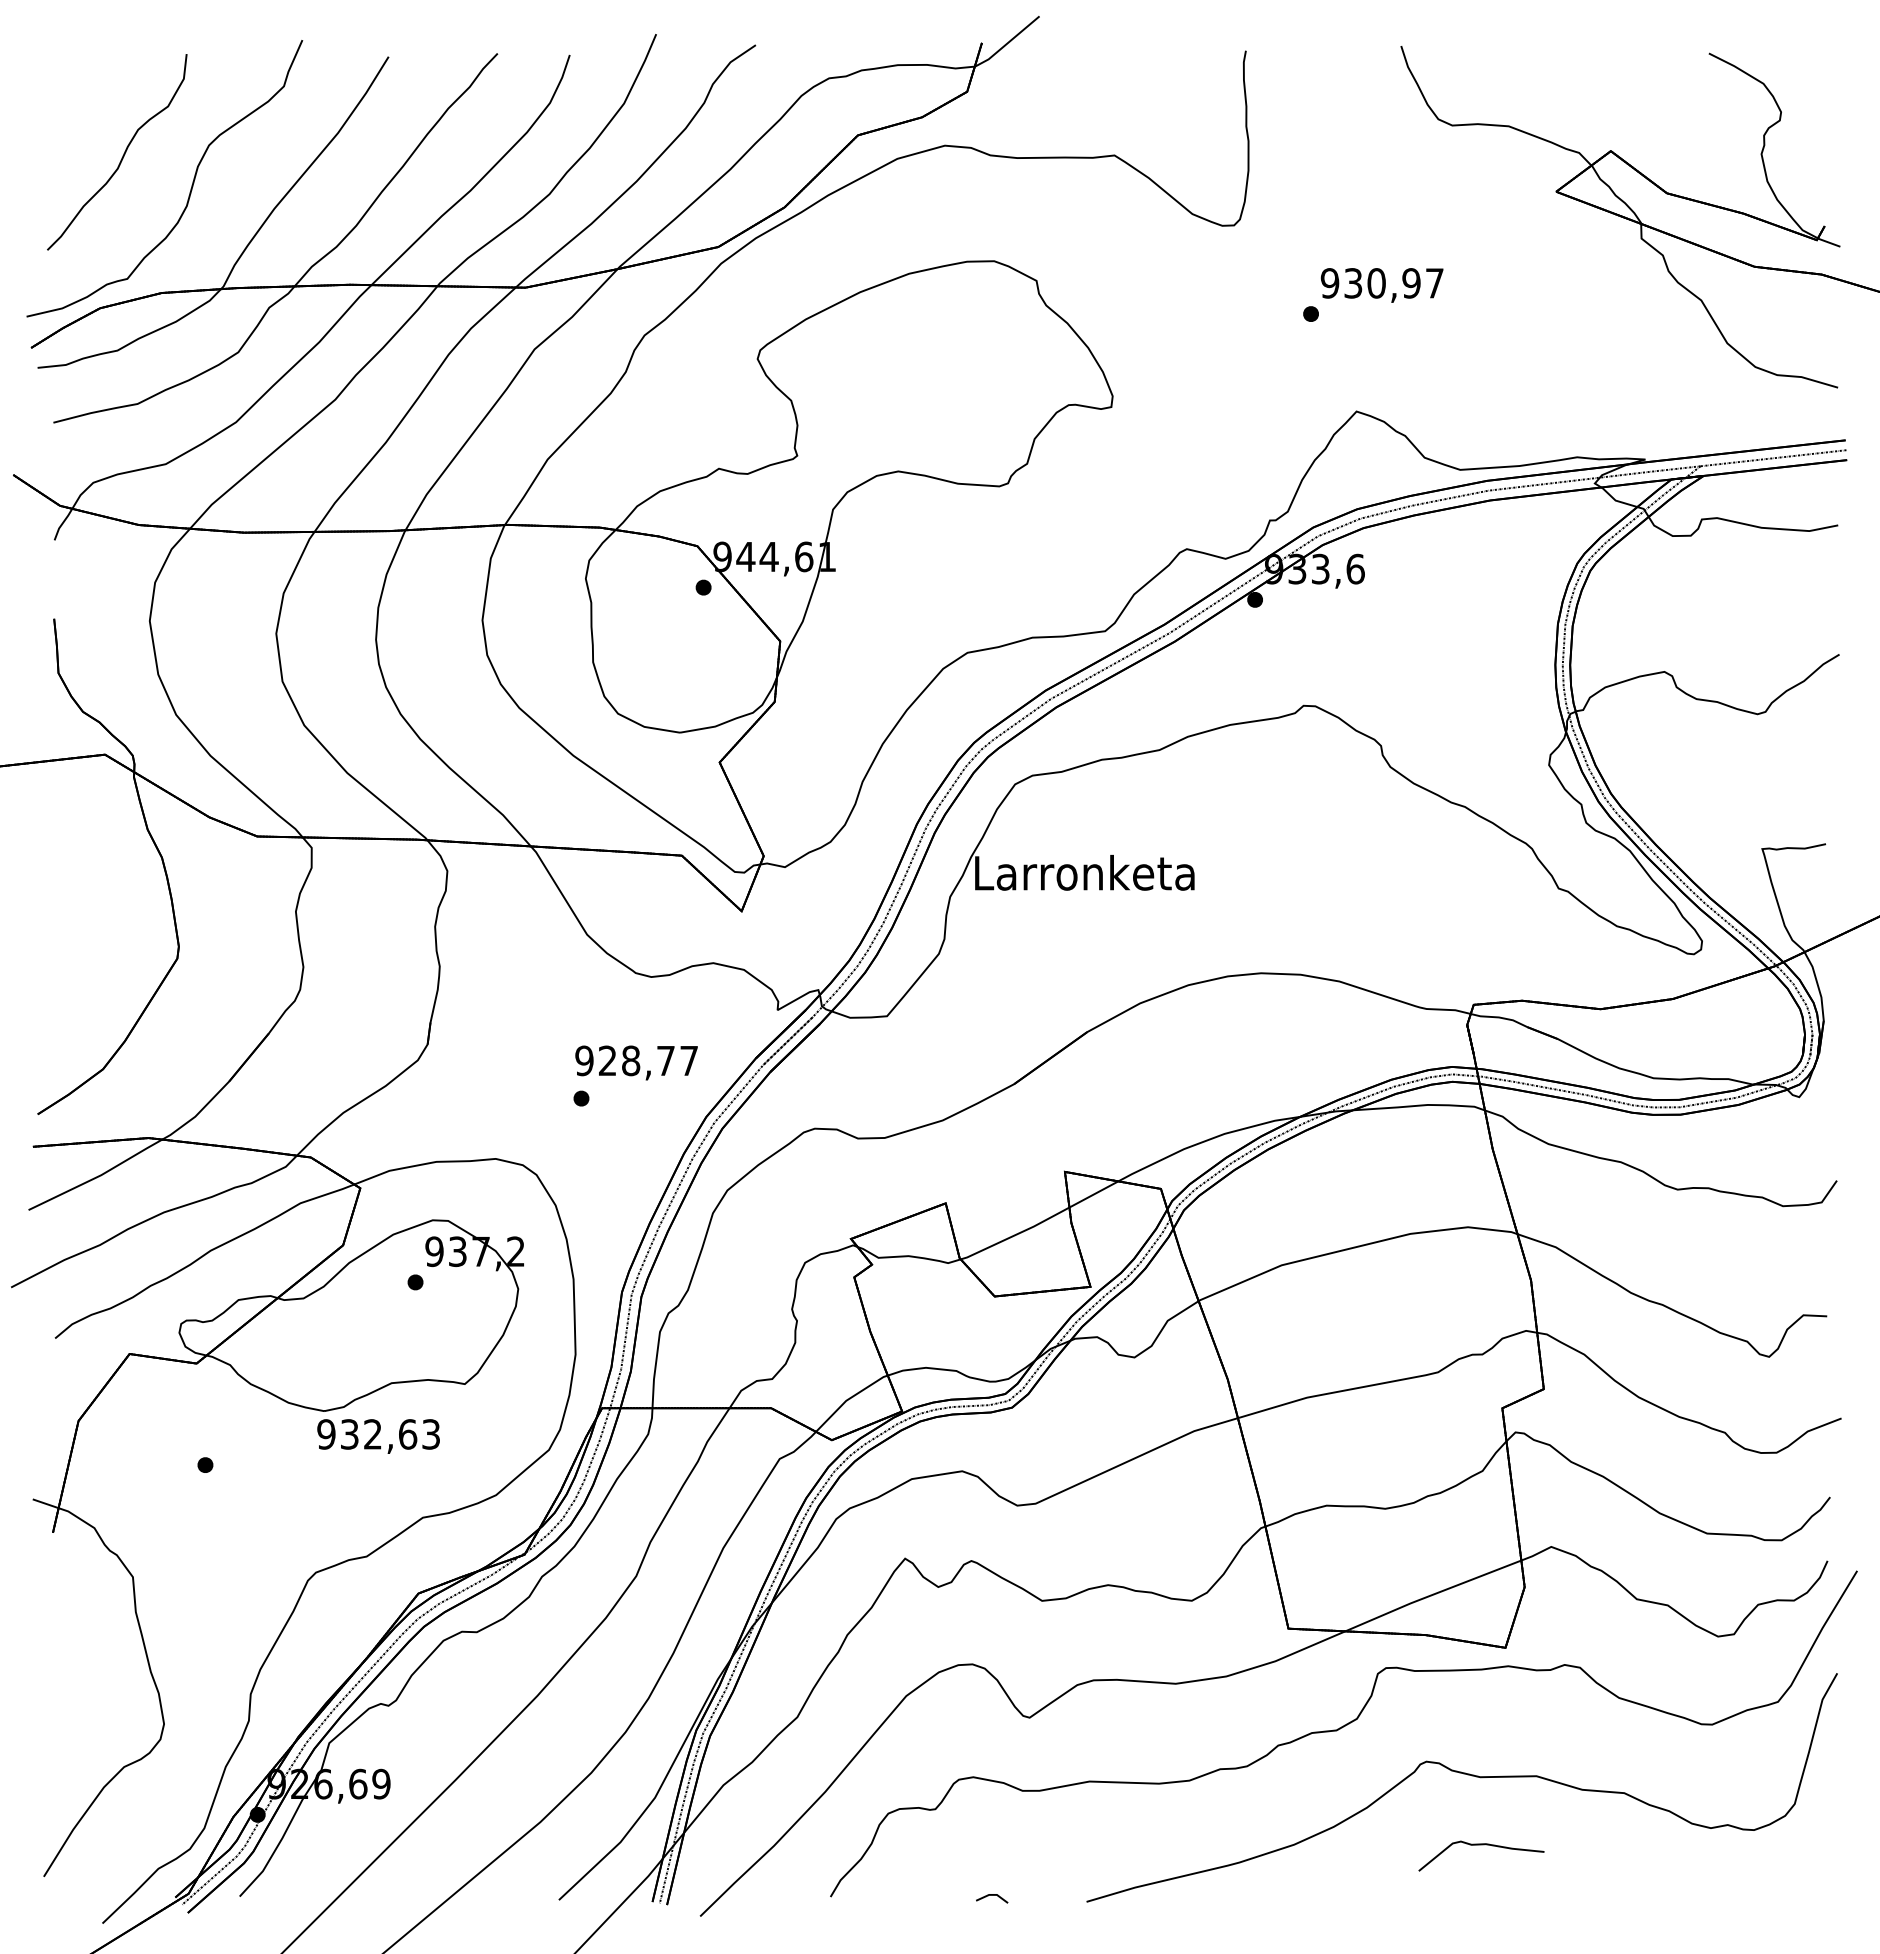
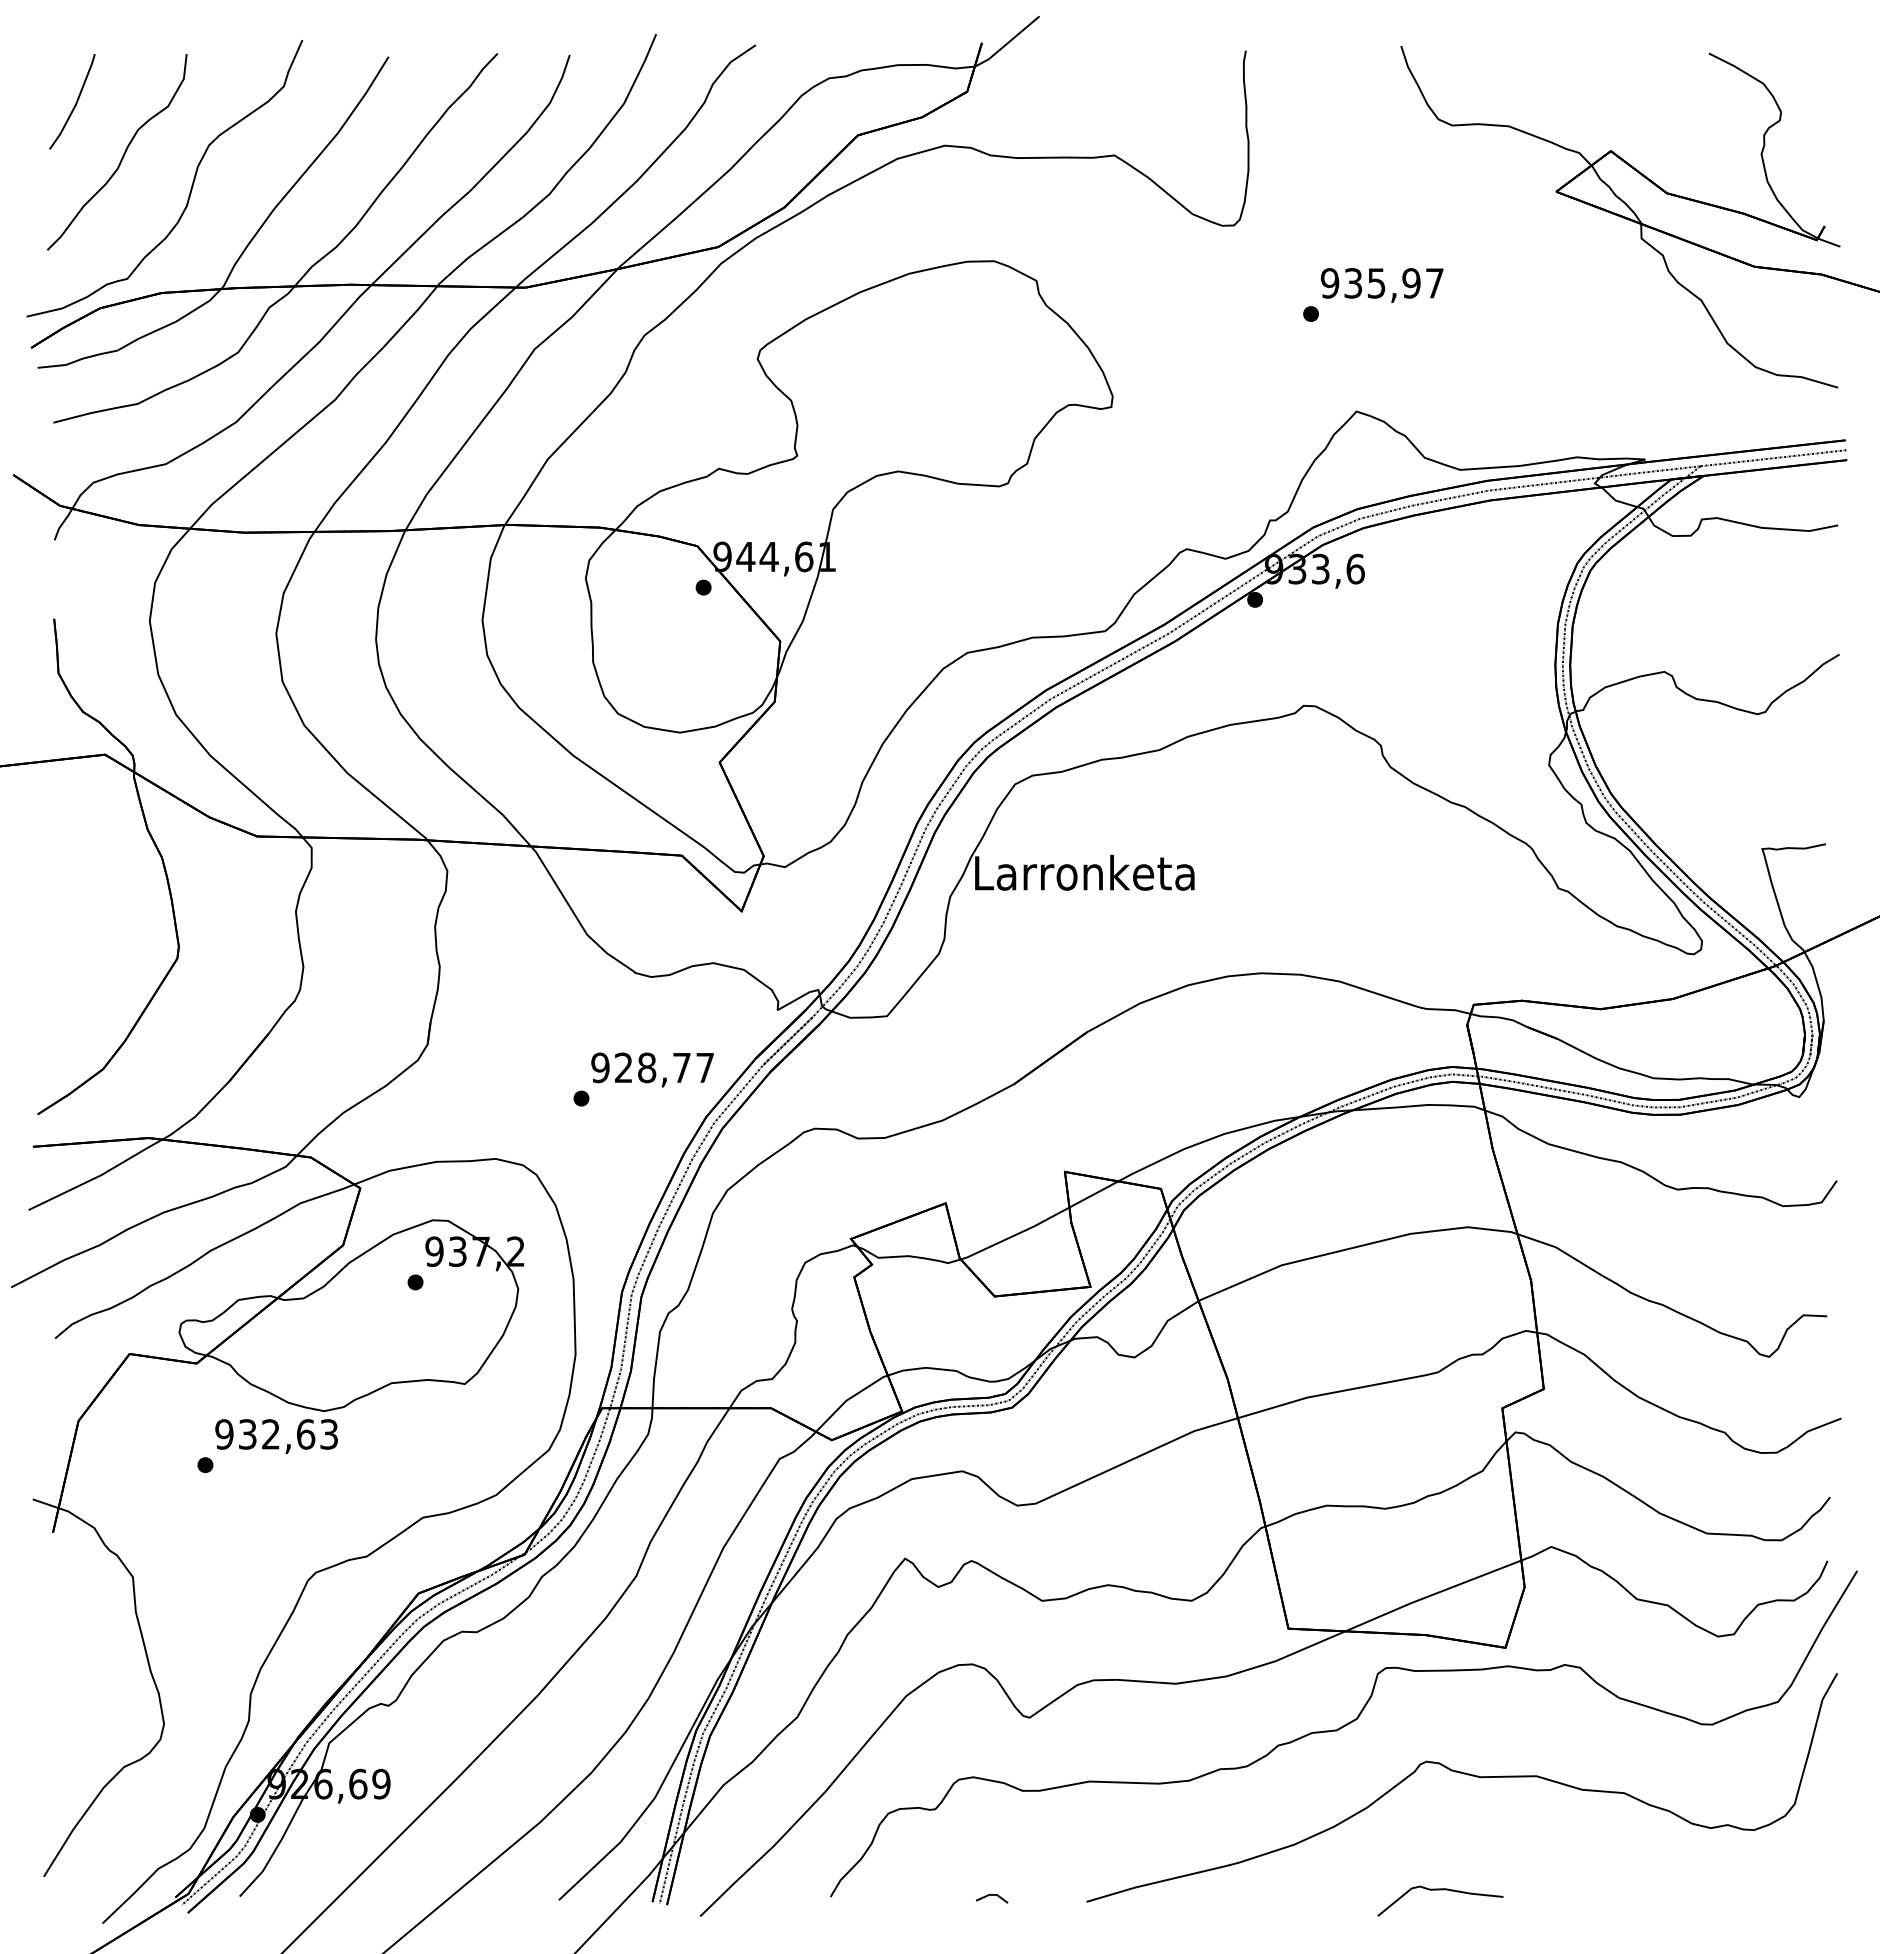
part: none -> present (72, 101)
text: 930,97 -> 935,97 (1376, 283)
text position: (636, 1062) -> (652, 1069) (652, 1069)
text position: (378, 1436) -> (276, 1436) (276, 1436)
part position: (1481, 1845) -> (1440, 1890) (1440, 1890)
